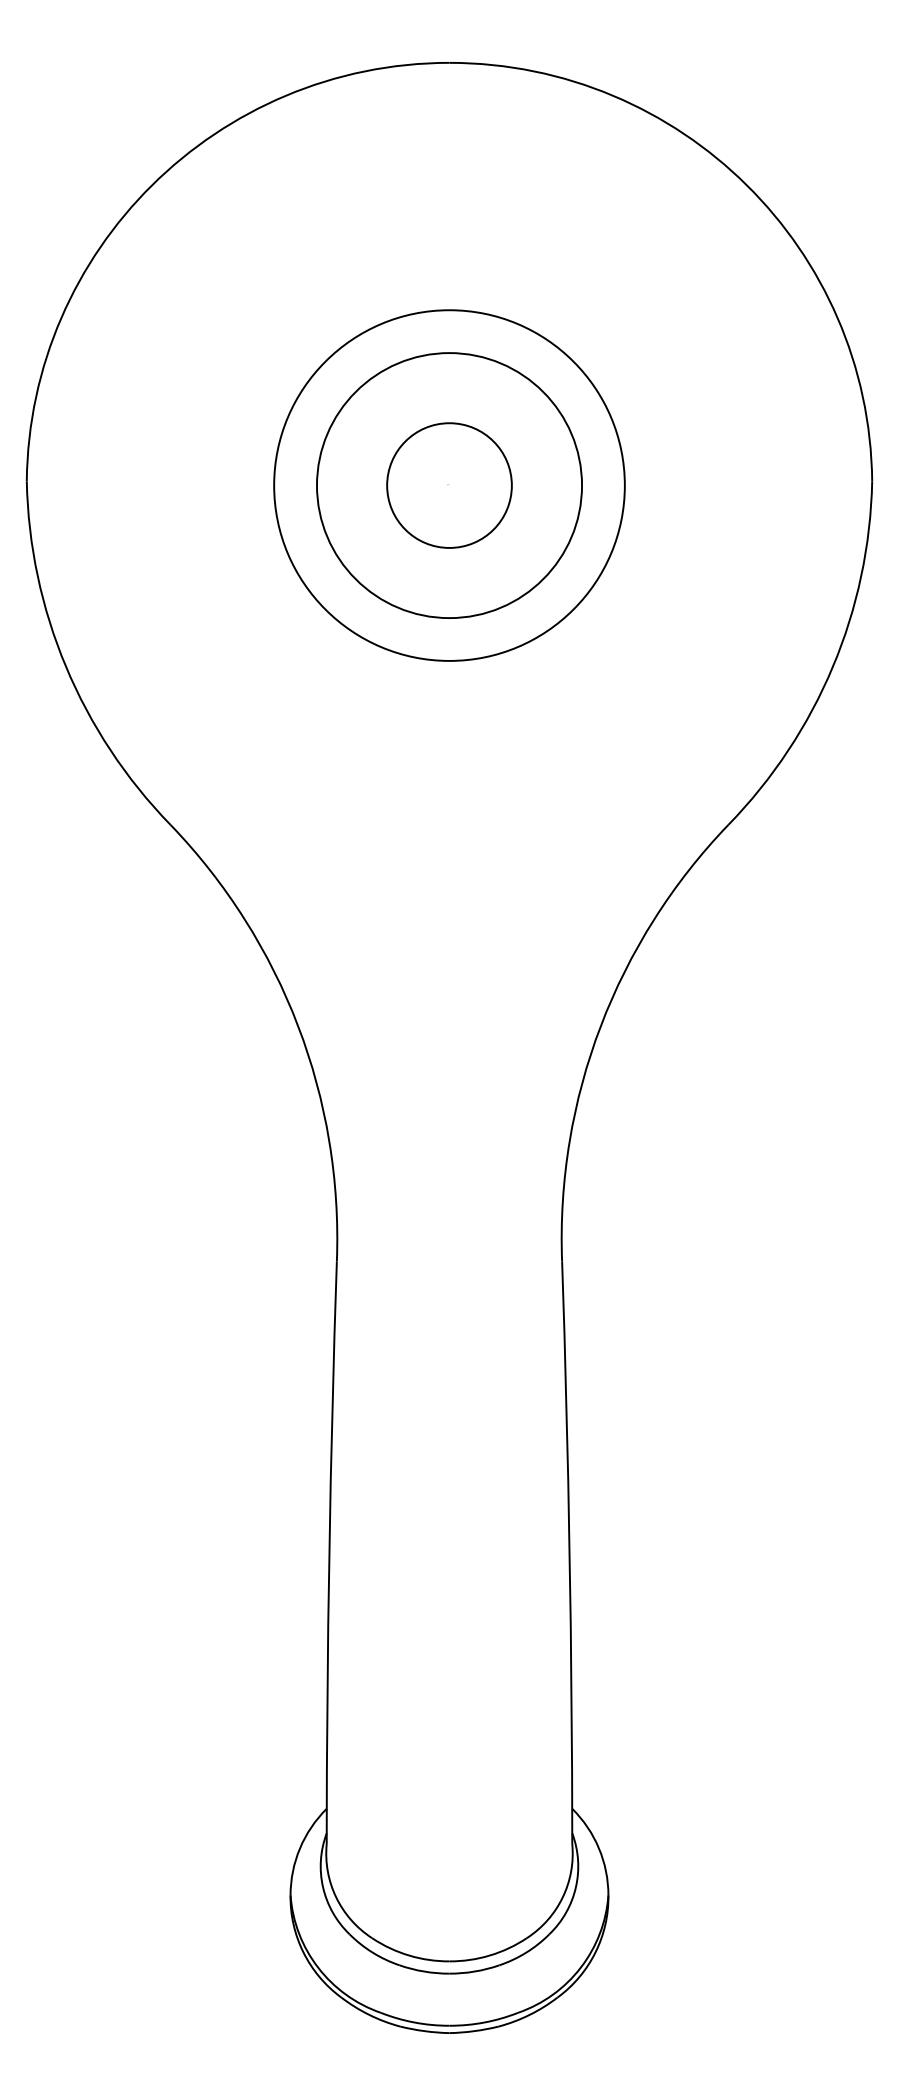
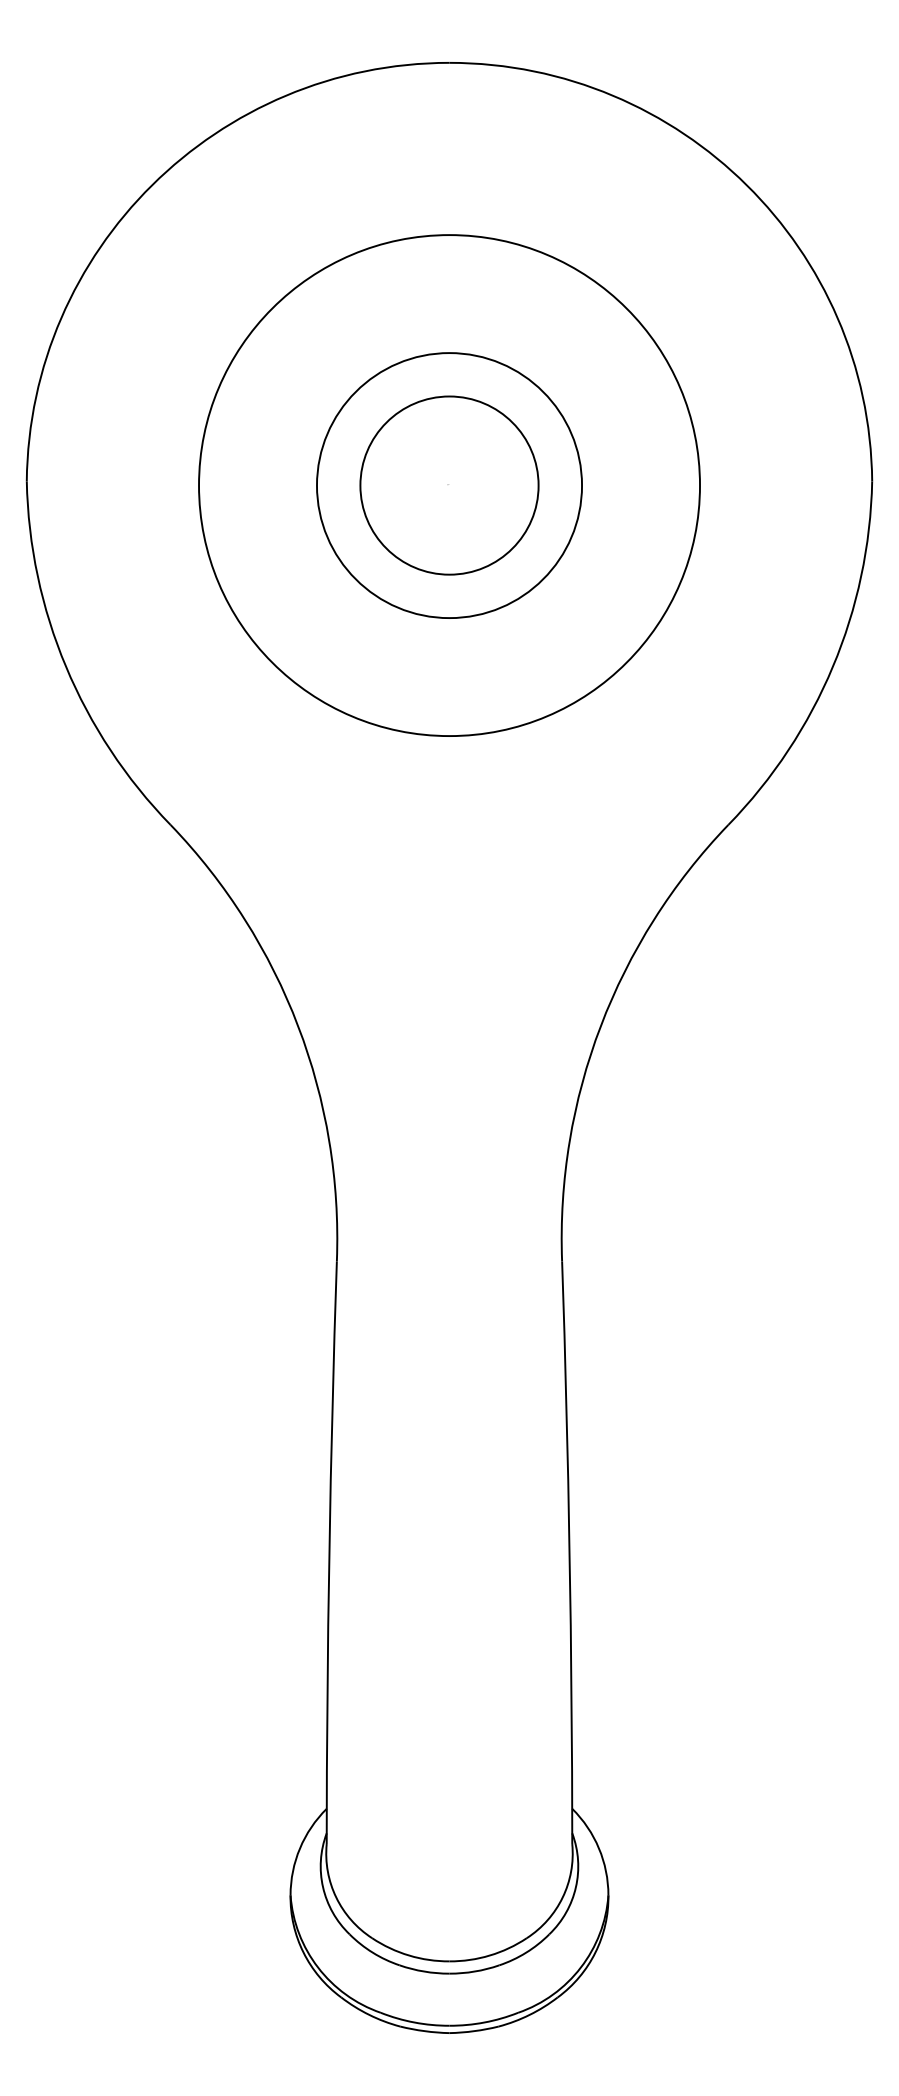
circle diameter: 125 px -> 178 px (449, 485)
circle diameter: 351 px -> 501 px (449, 485)
